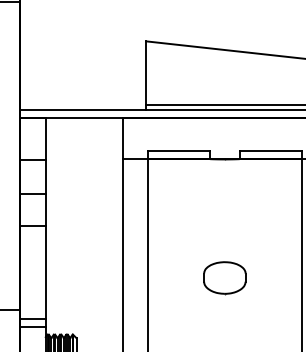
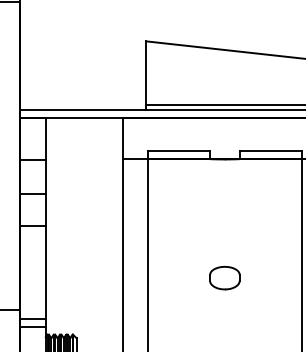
part size: 44x35 px -> 32x25 px (224, 278)
